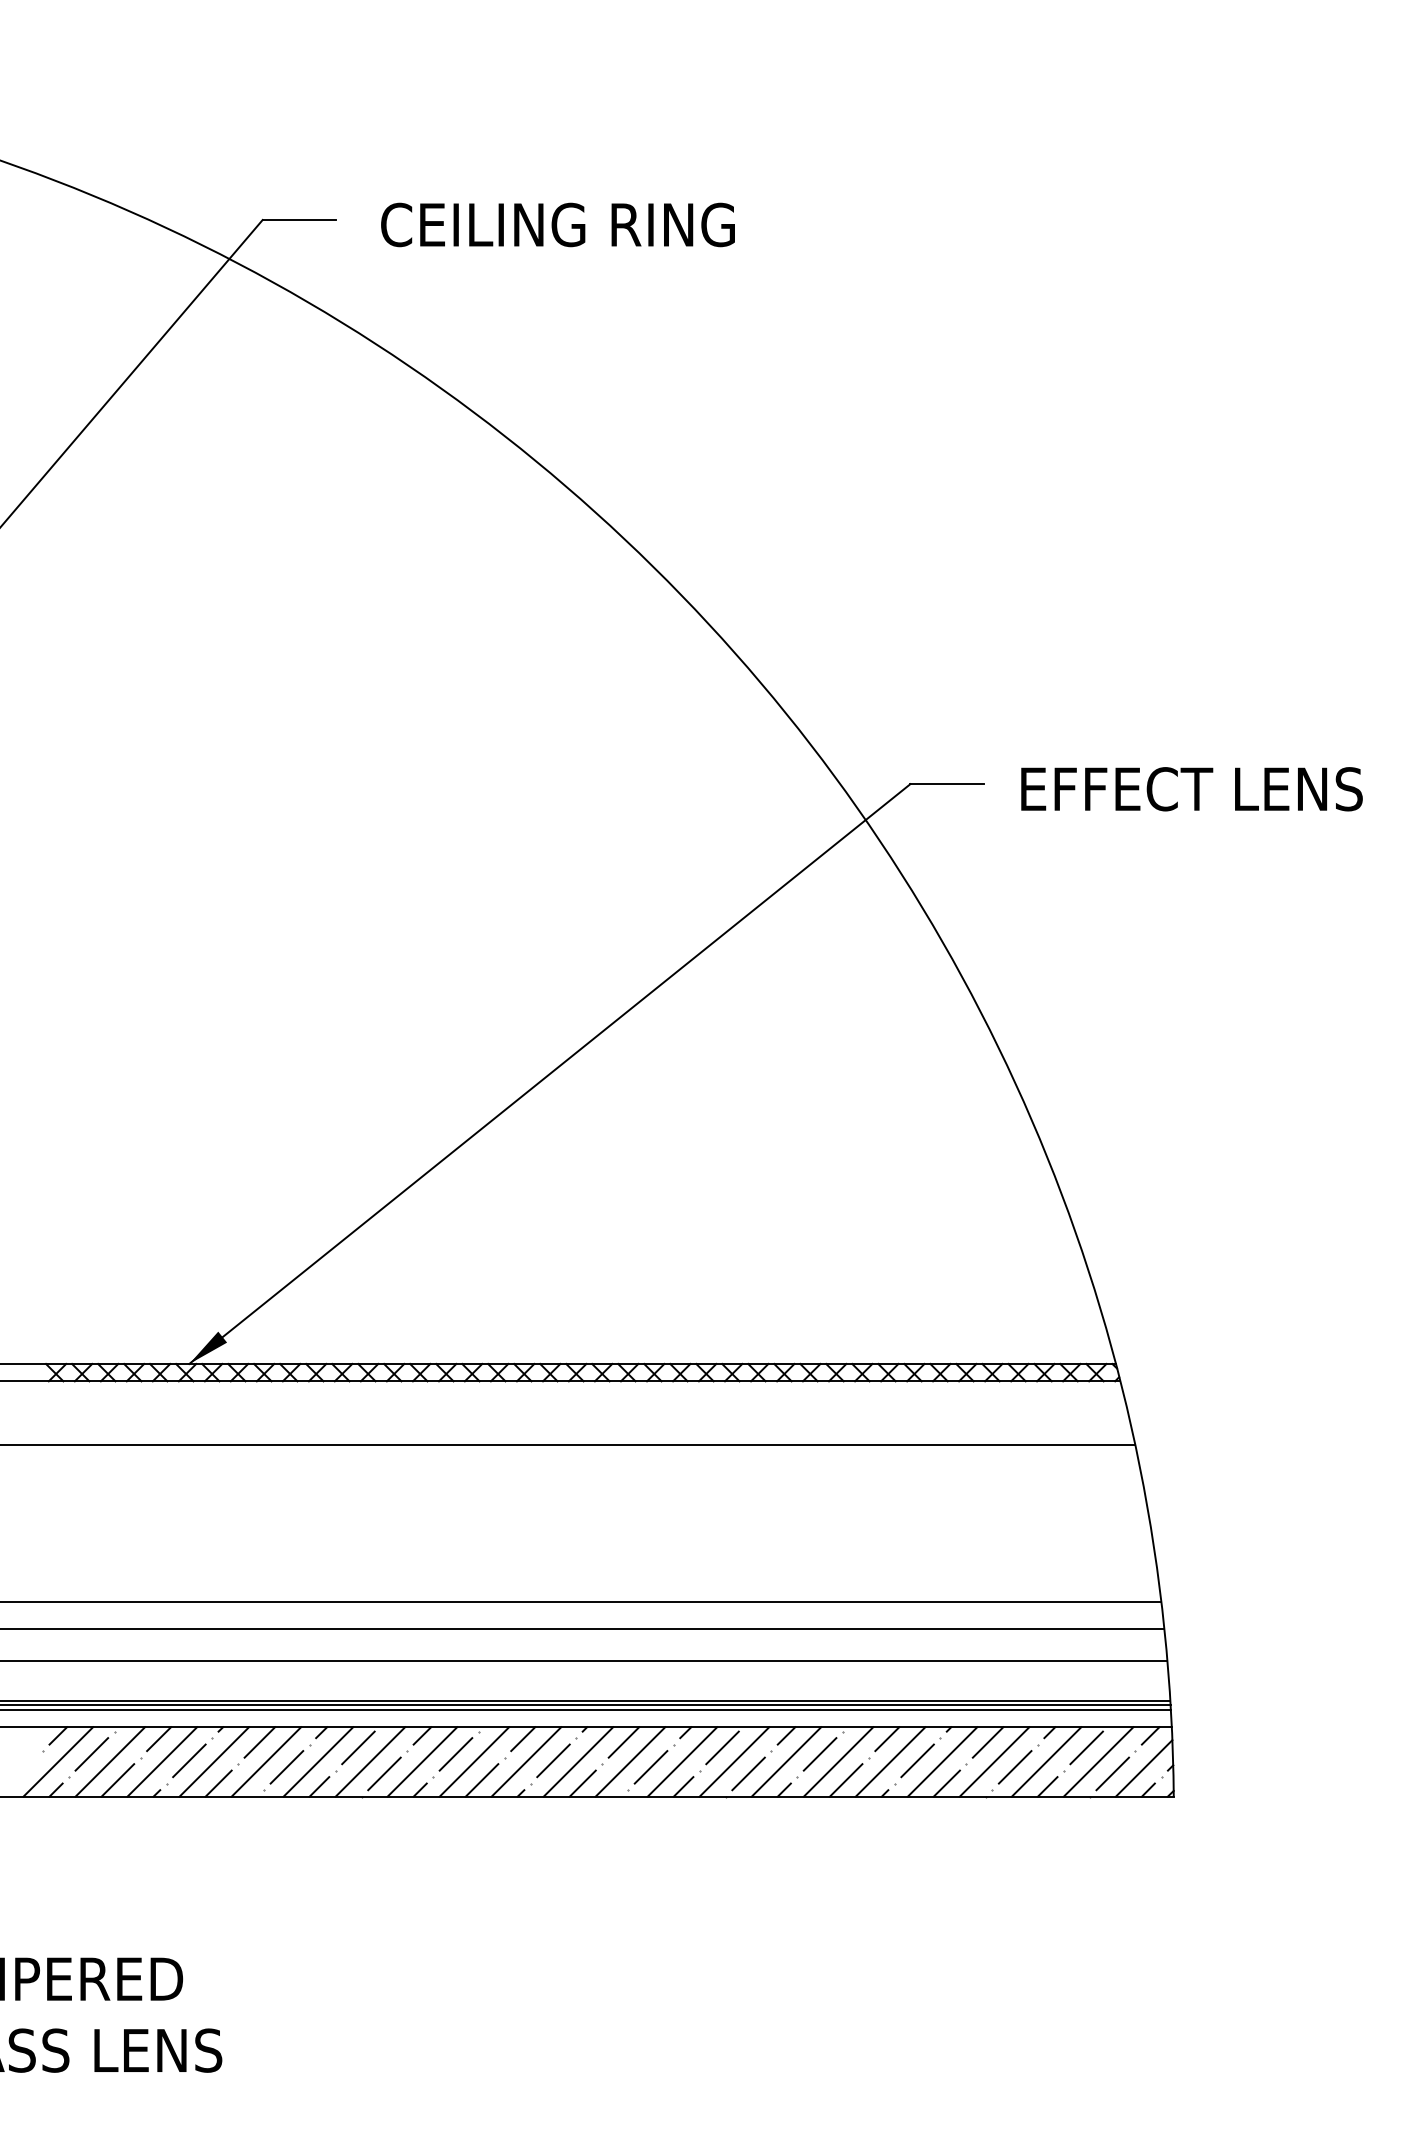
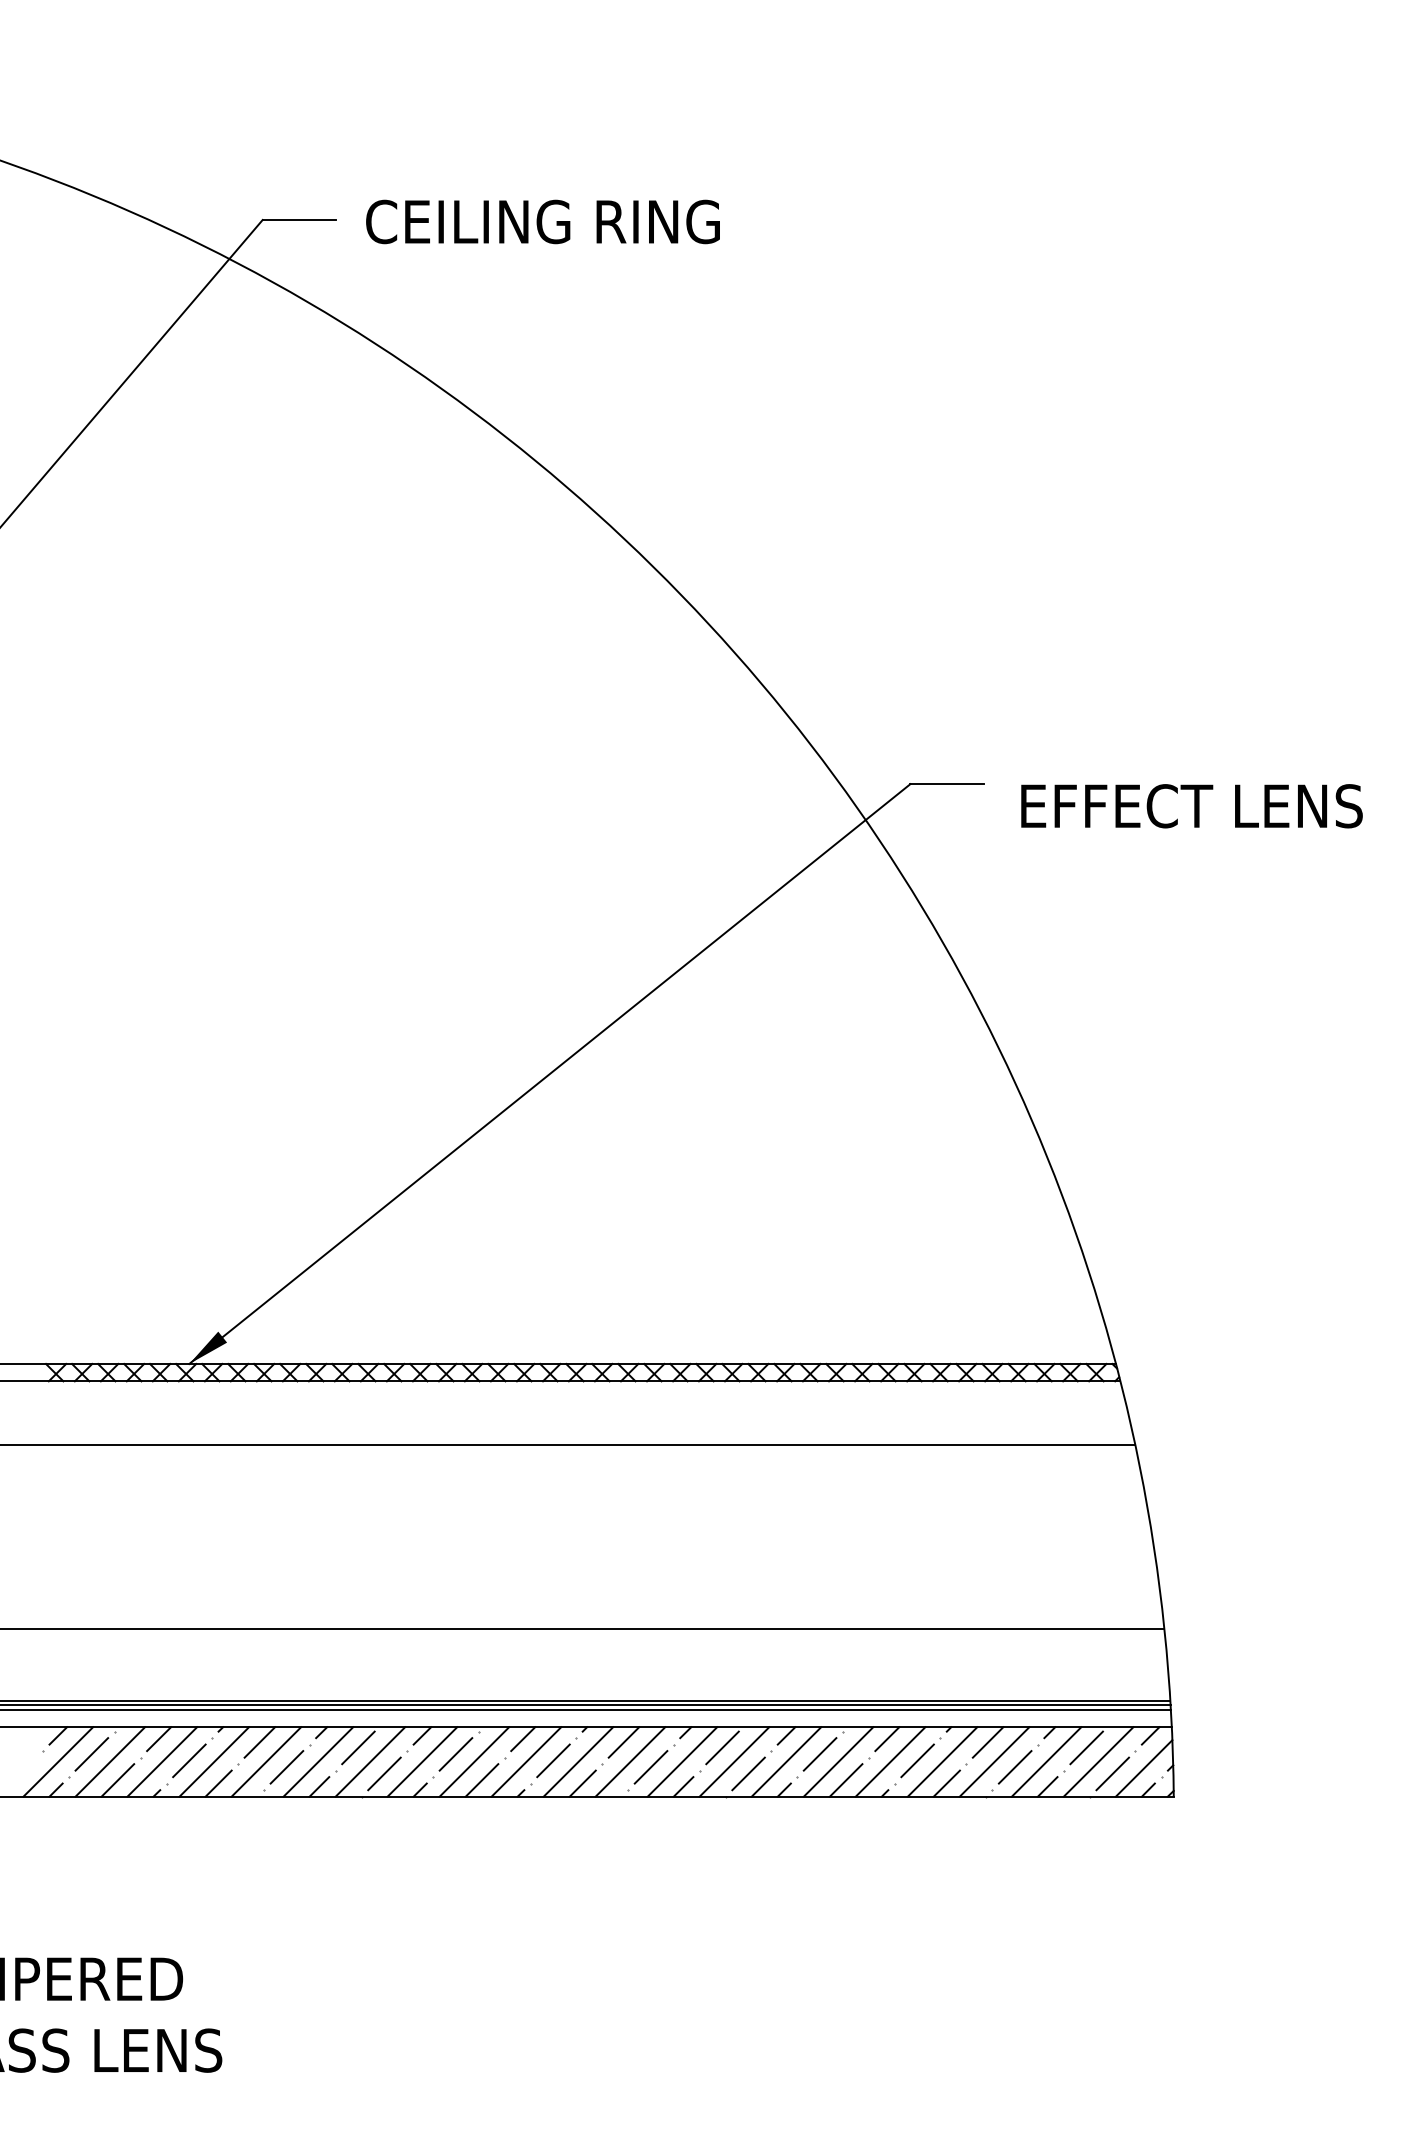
text position: (557, 224) -> (542, 221) (542, 221)
text position: (1191, 789) -> (1191, 806) (1191, 806)
line: present -> none (581, 1601)
line: present -> none (584, 1660)
